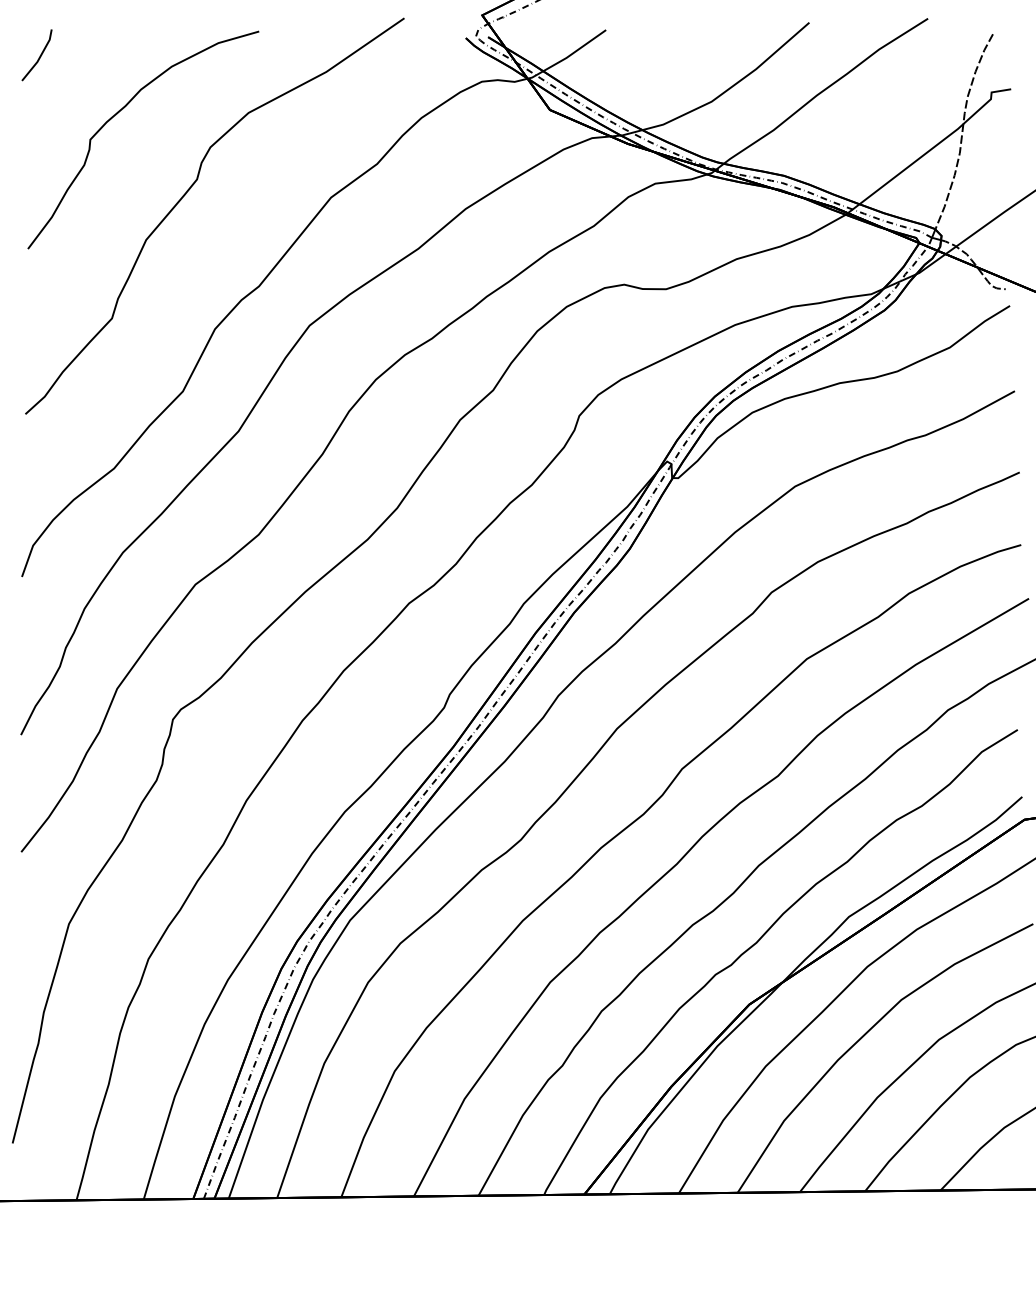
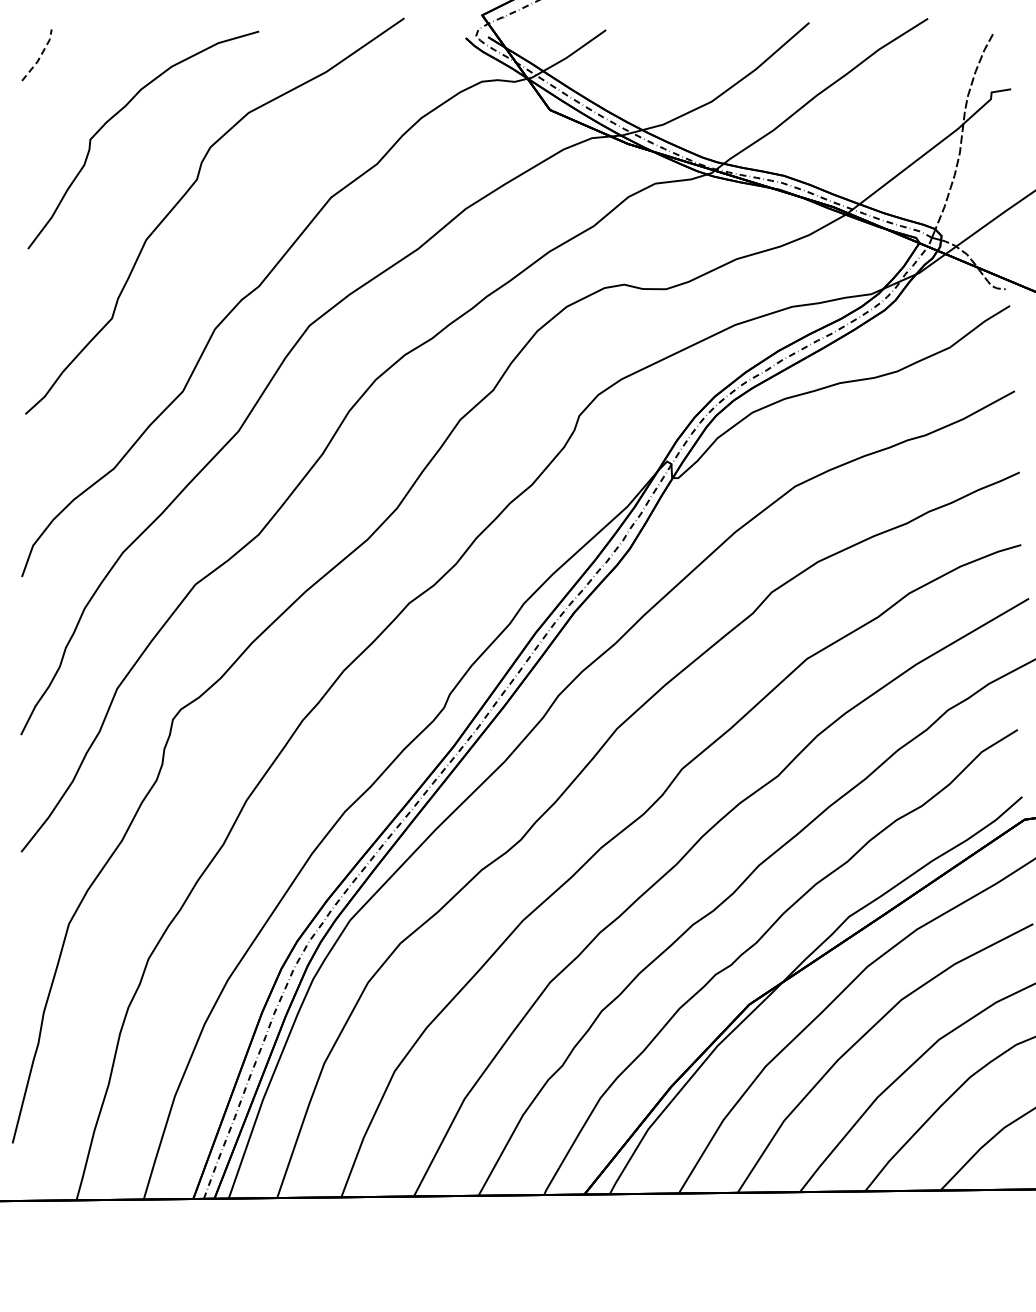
line: solid -> dashed (40, 56)
